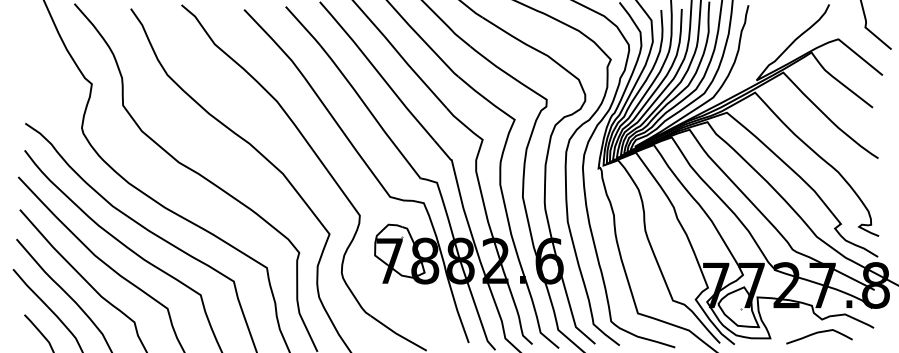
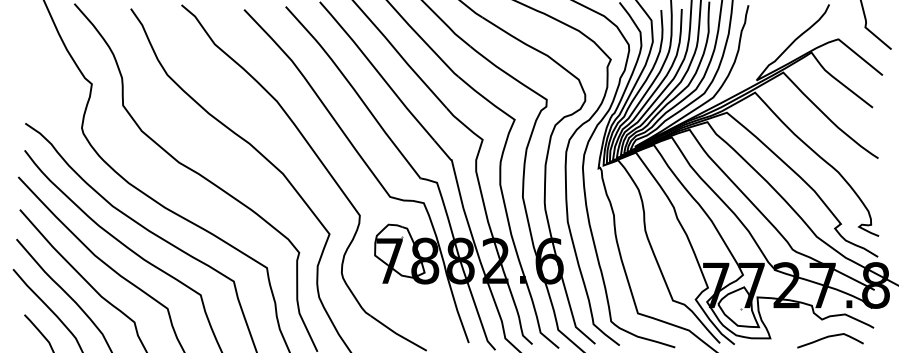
curve position: (819, 333) -> (830, 337) (830, 337)
